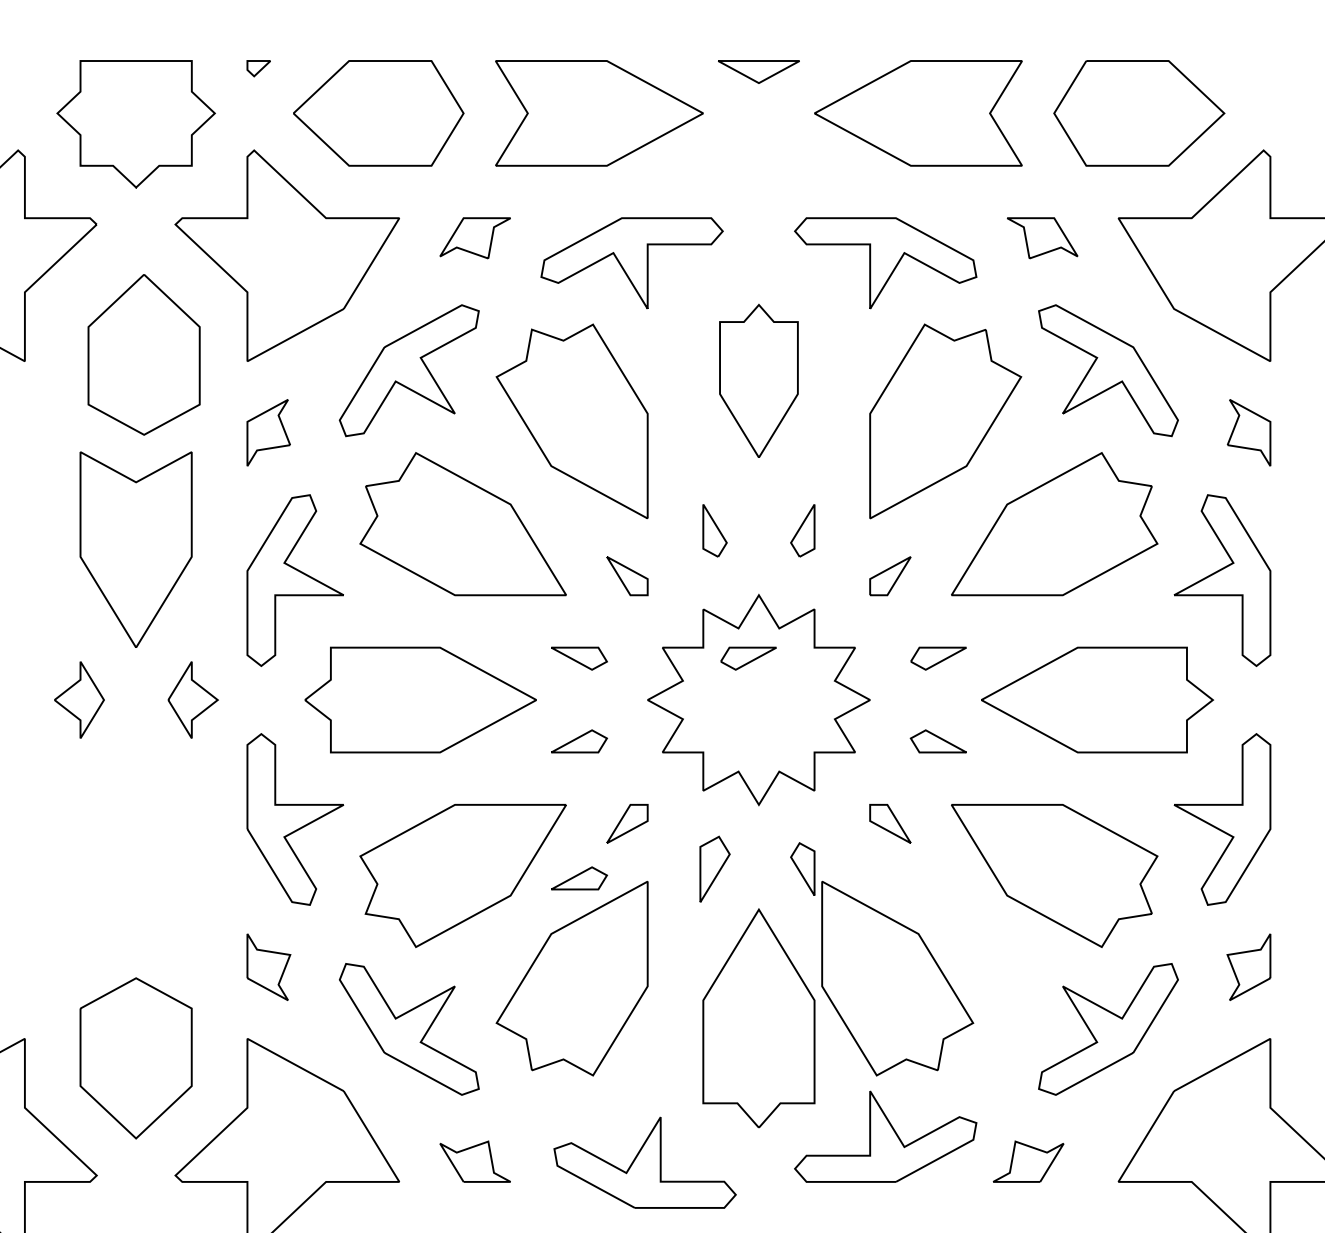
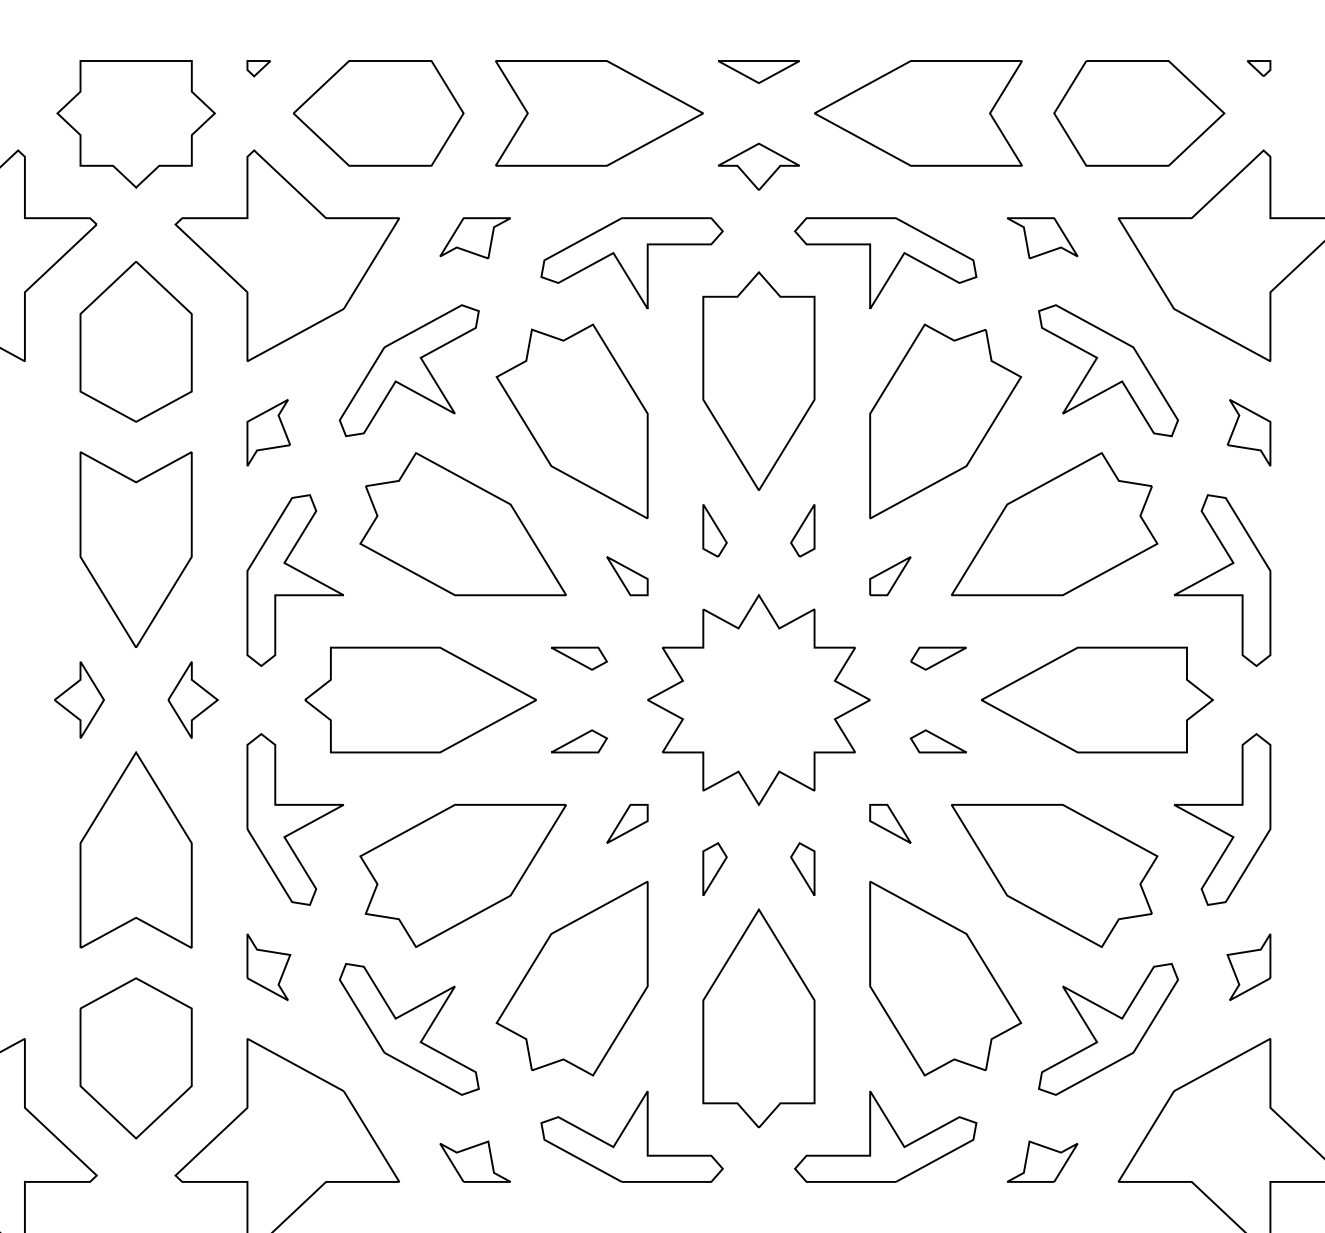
part: none -> present (1258, 68)
part: none -> present (758, 166)
part position: (143, 354) -> (135, 341) (135, 341)
part size: 80x155 px -> 114x220 px (758, 380)
part: present -> none (748, 658)
part: none -> present (135, 849)
part size: 32x68 px -> 26x54 px (714, 868)
part: present -> none (579, 878)
part position: (897, 978) -> (945, 978) (945, 978)
part position: (1028, 1161) -> (1042, 1161) (1042, 1161)
part position: (644, 1162) -> (631, 1136) (631, 1136)
